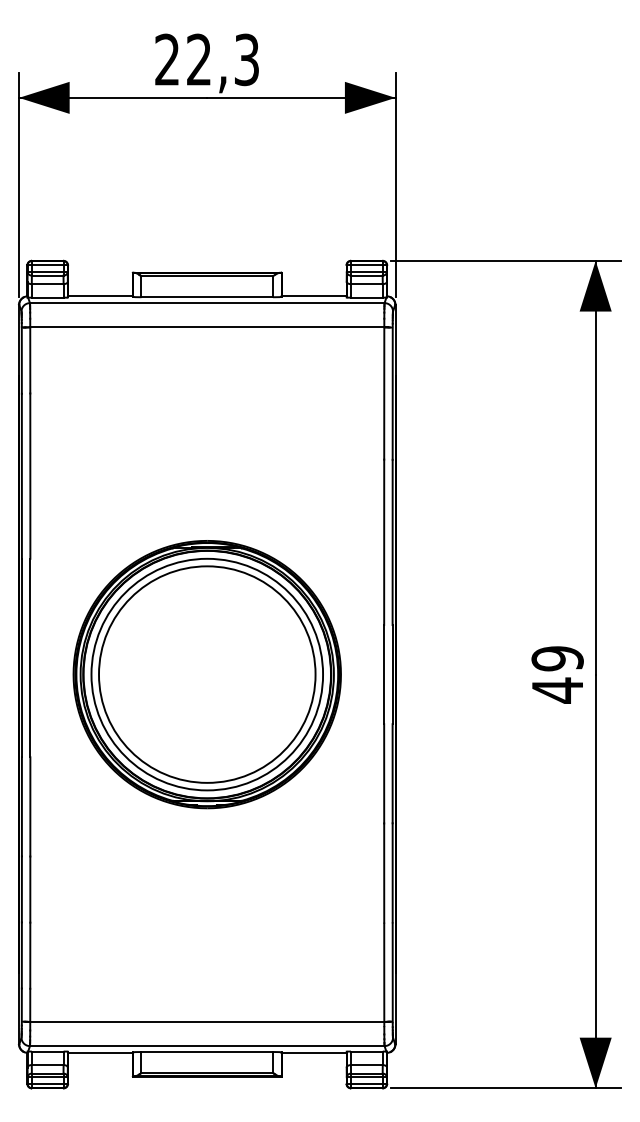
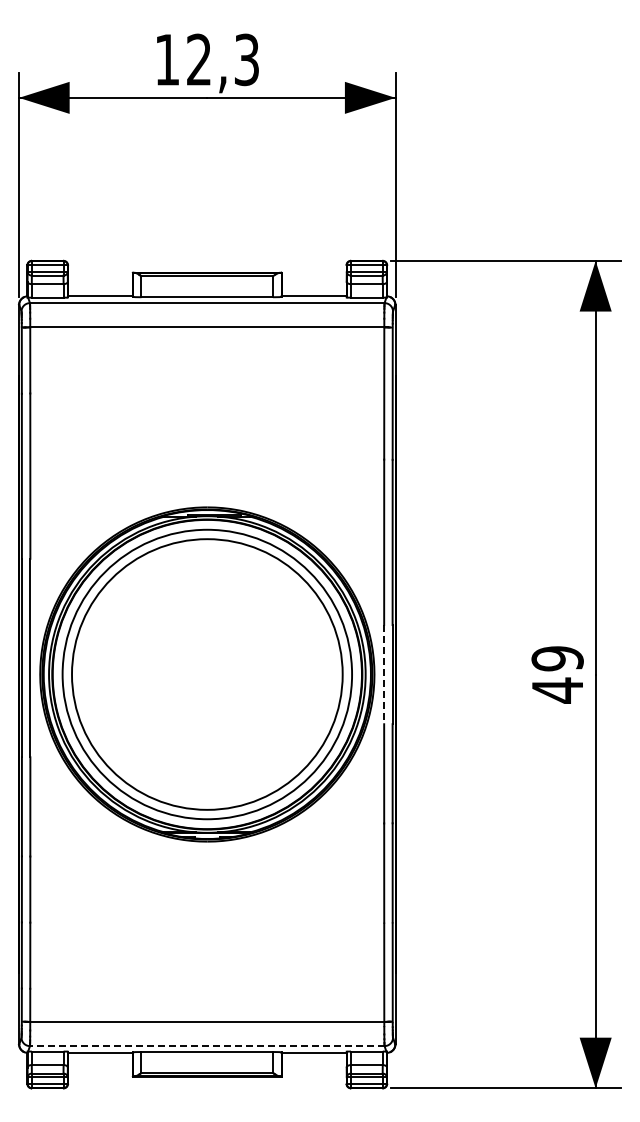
text: 22,3 -> 12,3 (166, 59)
part size: 270x270 px -> 337x337 px (207, 674)
line: solid -> dashed (384, 674)
line: solid -> dashed (206, 1046)
